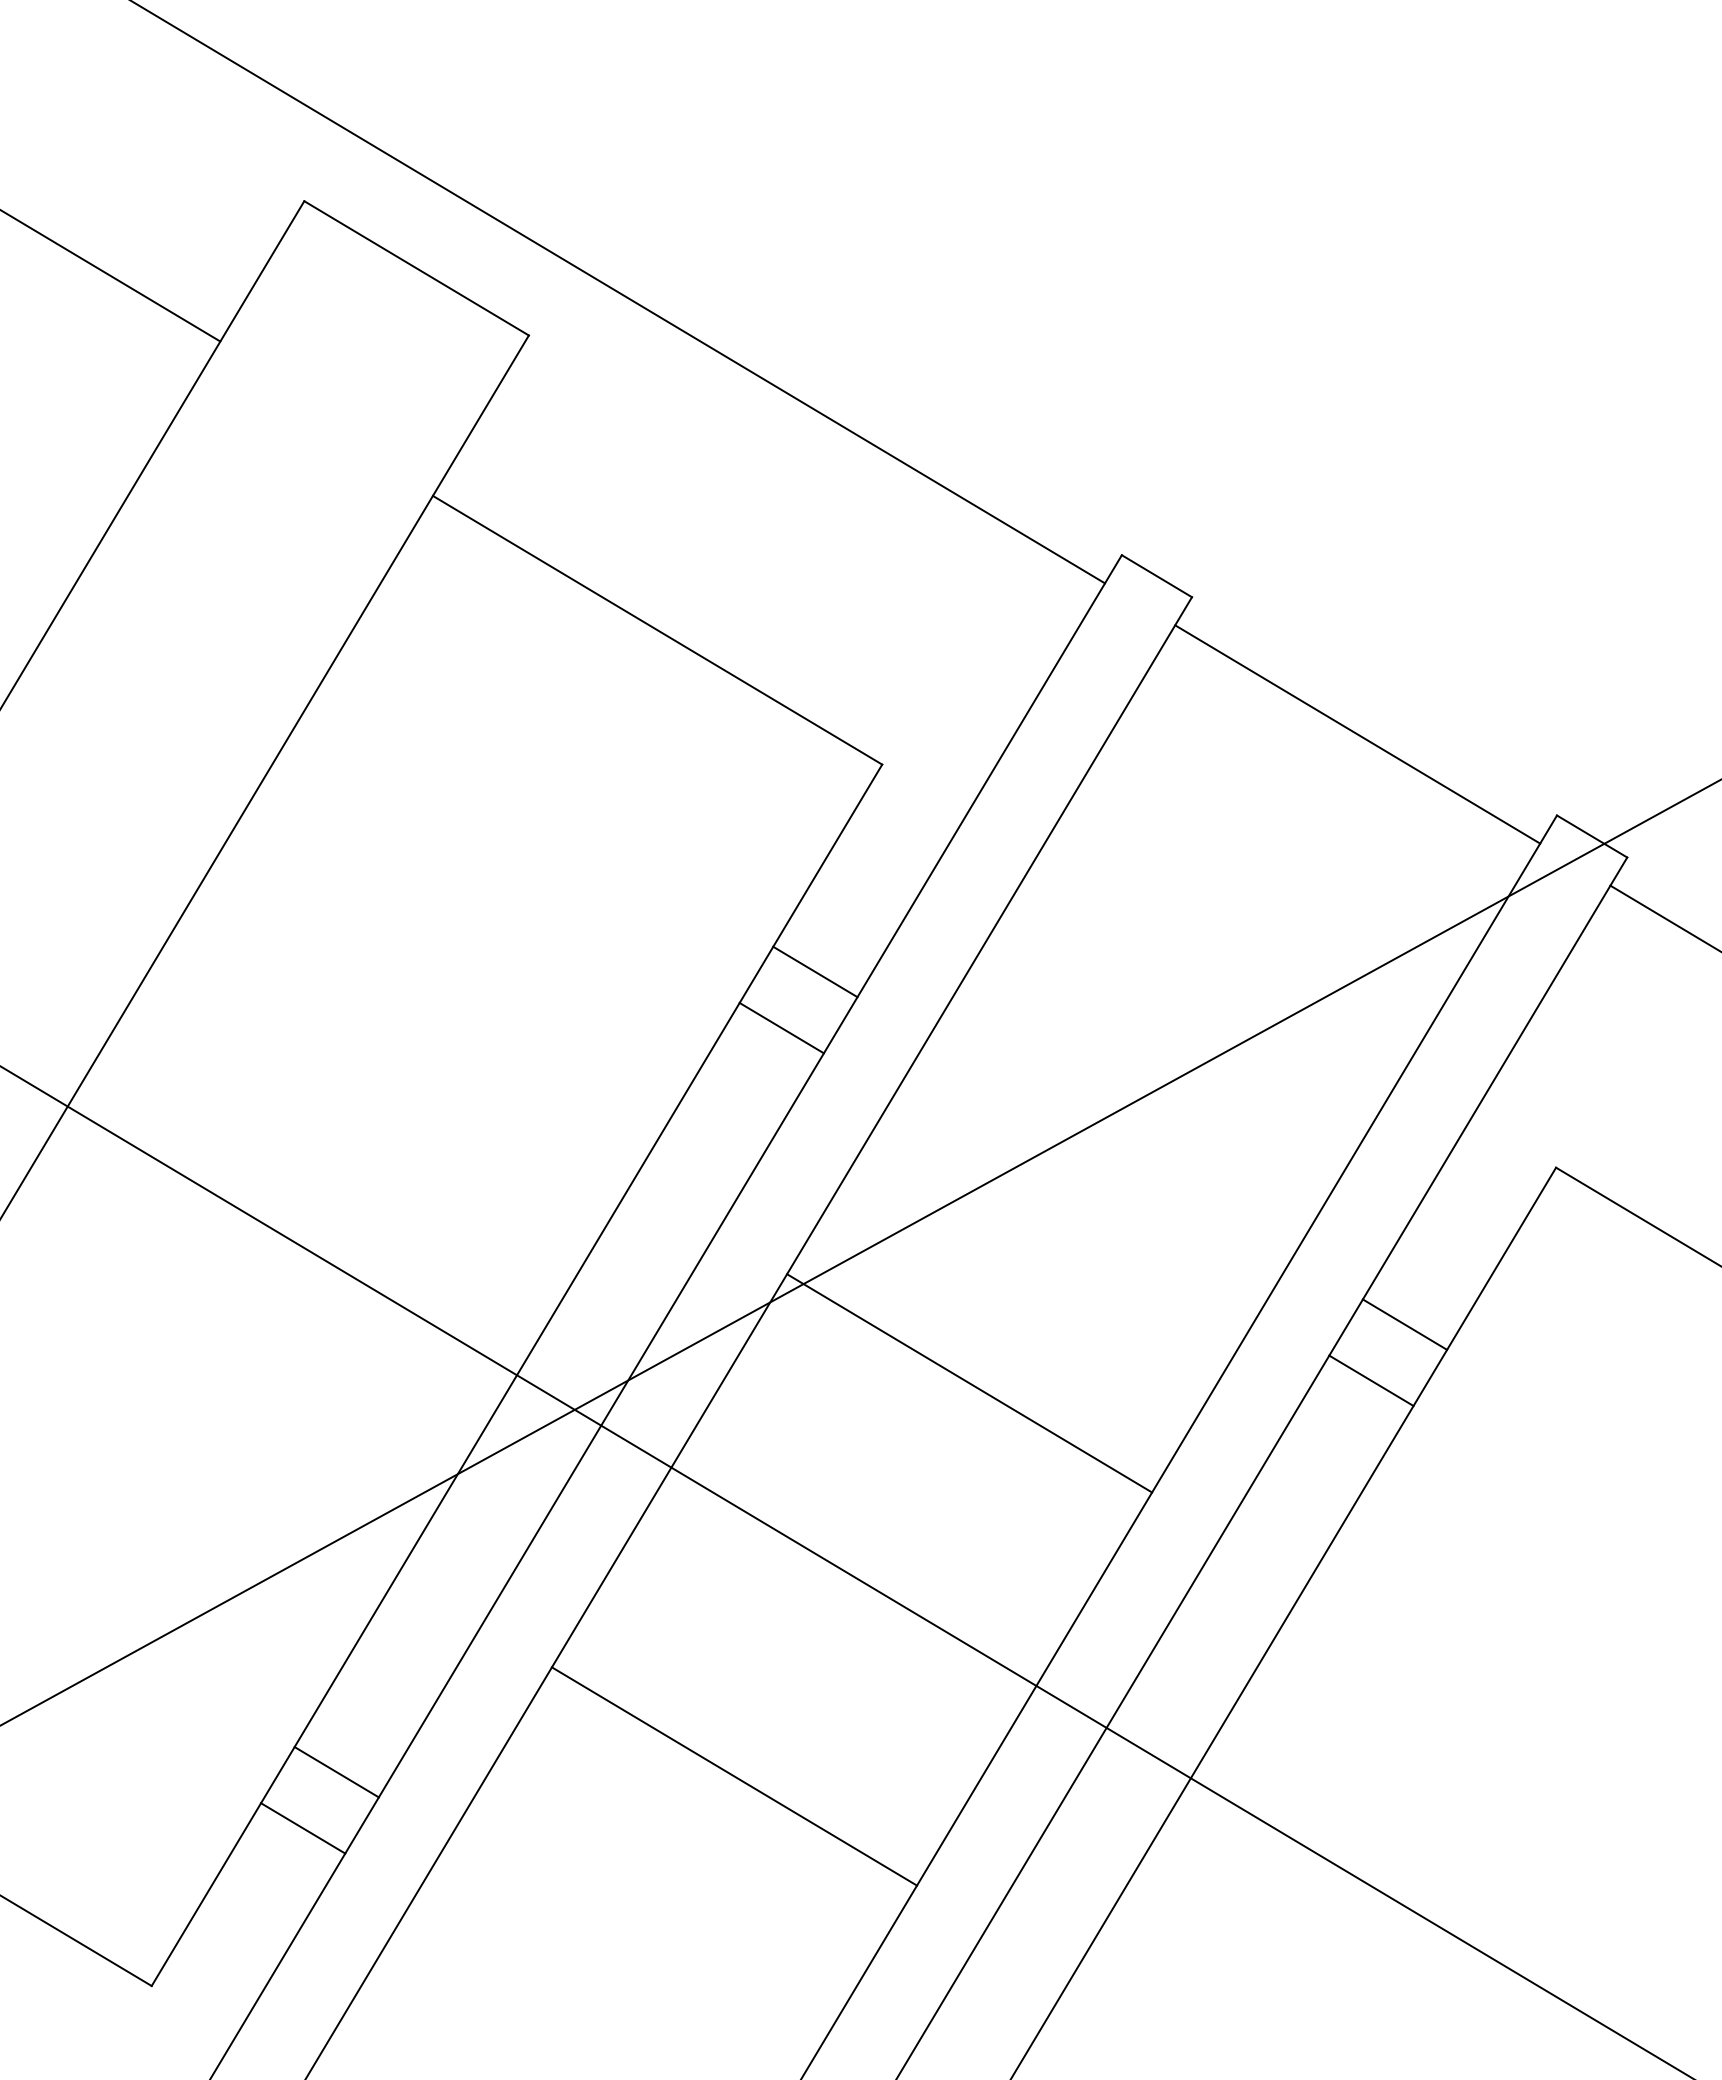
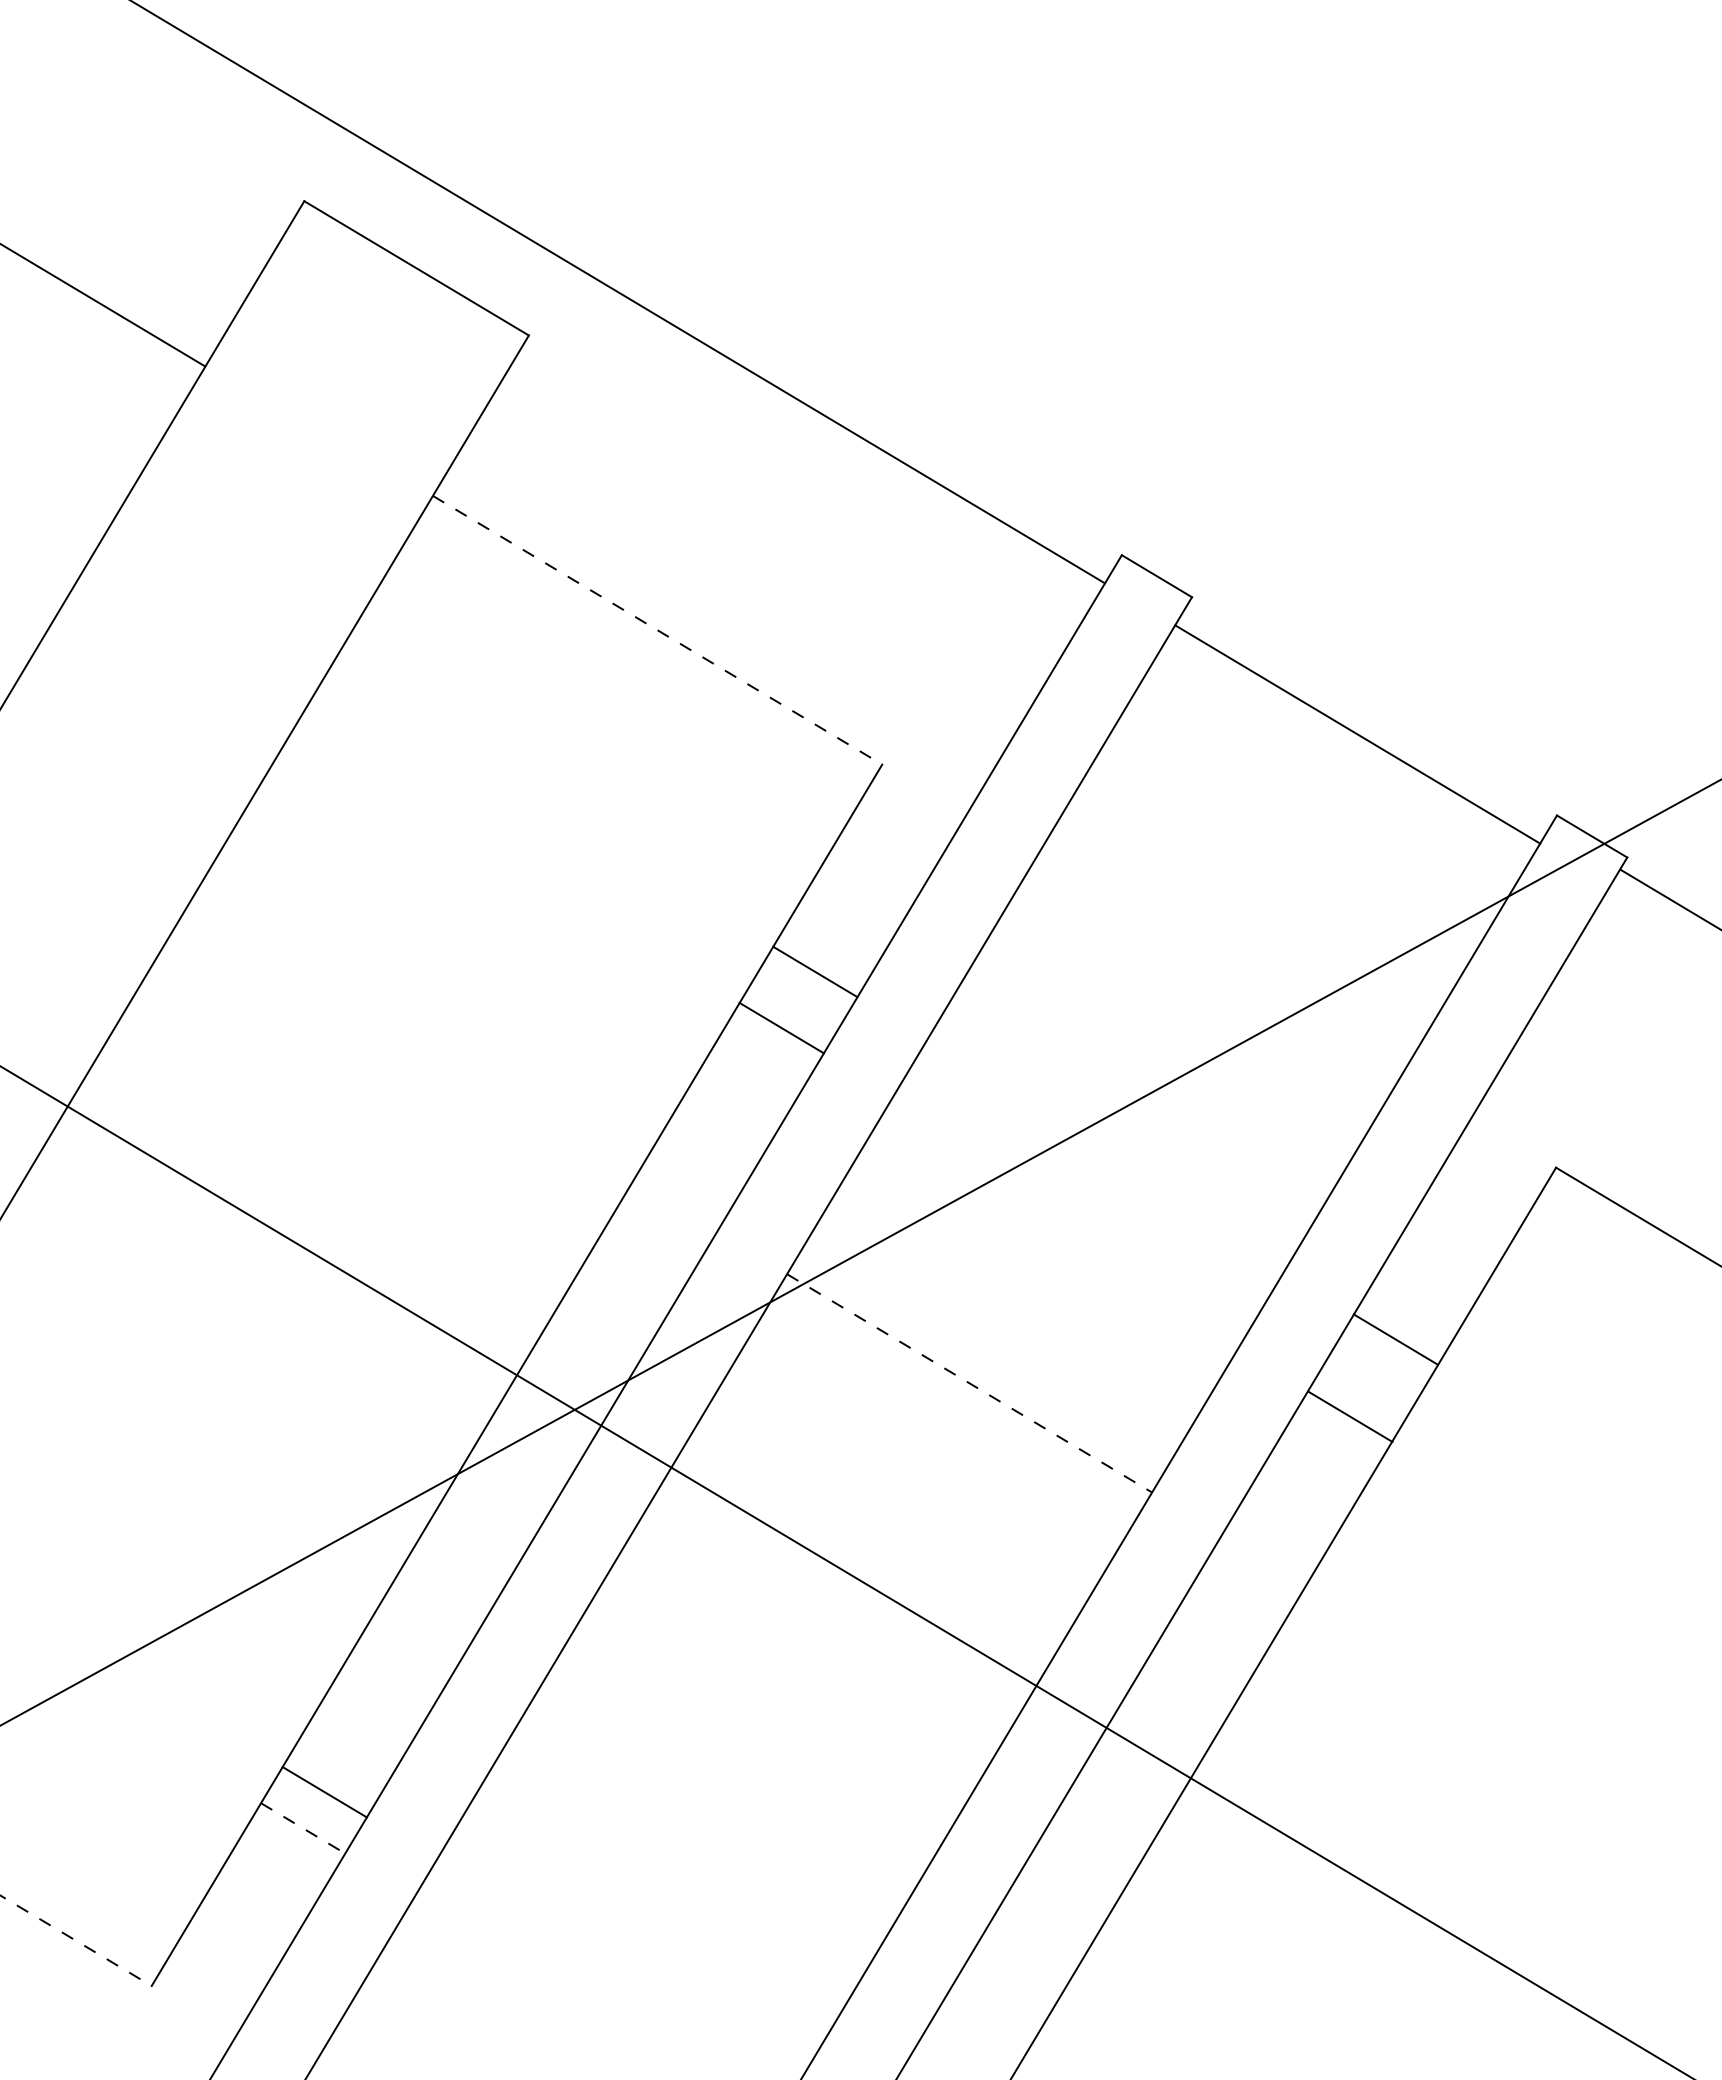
line position: (111, 276) -> (103, 305) (103, 305)
line: solid -> dashed (657, 630)
line position: (1664, 917) -> (1669, 898) (1669, 898)
line position: (1404, 1324) -> (1395, 1339) (1395, 1339)
line position: (1371, 1380) -> (1350, 1416) (1350, 1416)
line: solid -> dashed (969, 1383)
line position: (336, 1772) -> (324, 1792) (324, 1792)
line: present -> none (734, 1776)
line: solid -> dashed (303, 1828)
line: solid -> dashed (76, 1940)
